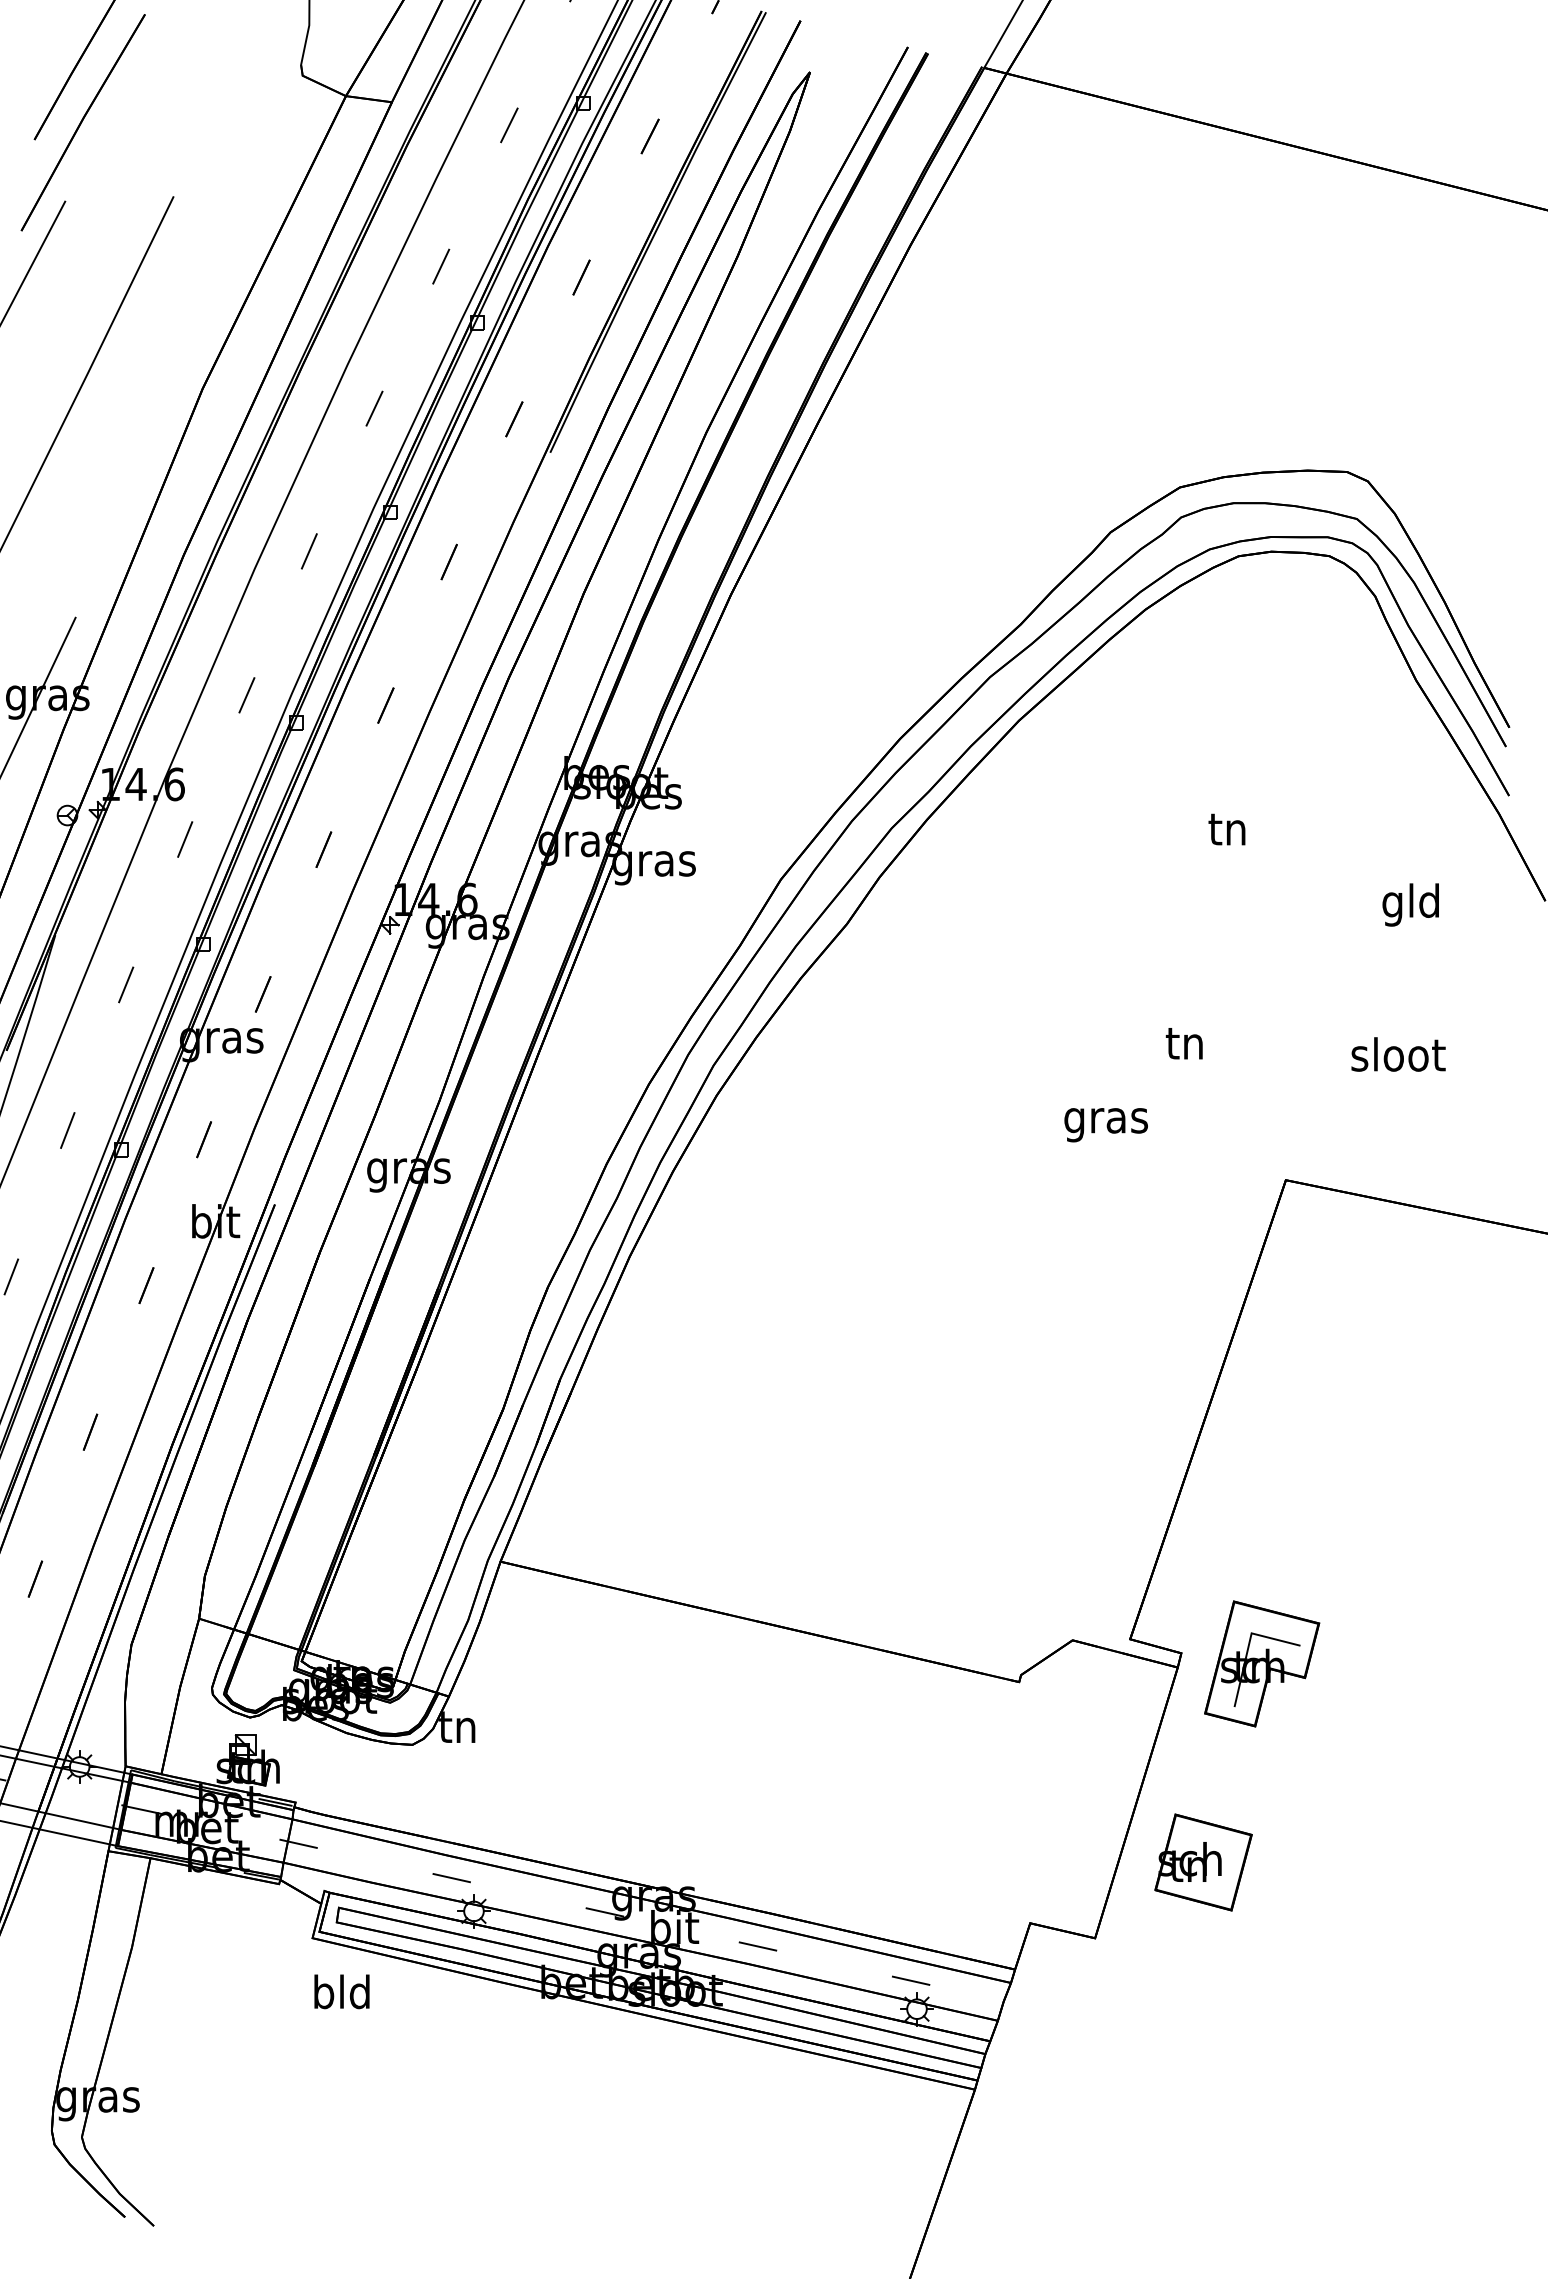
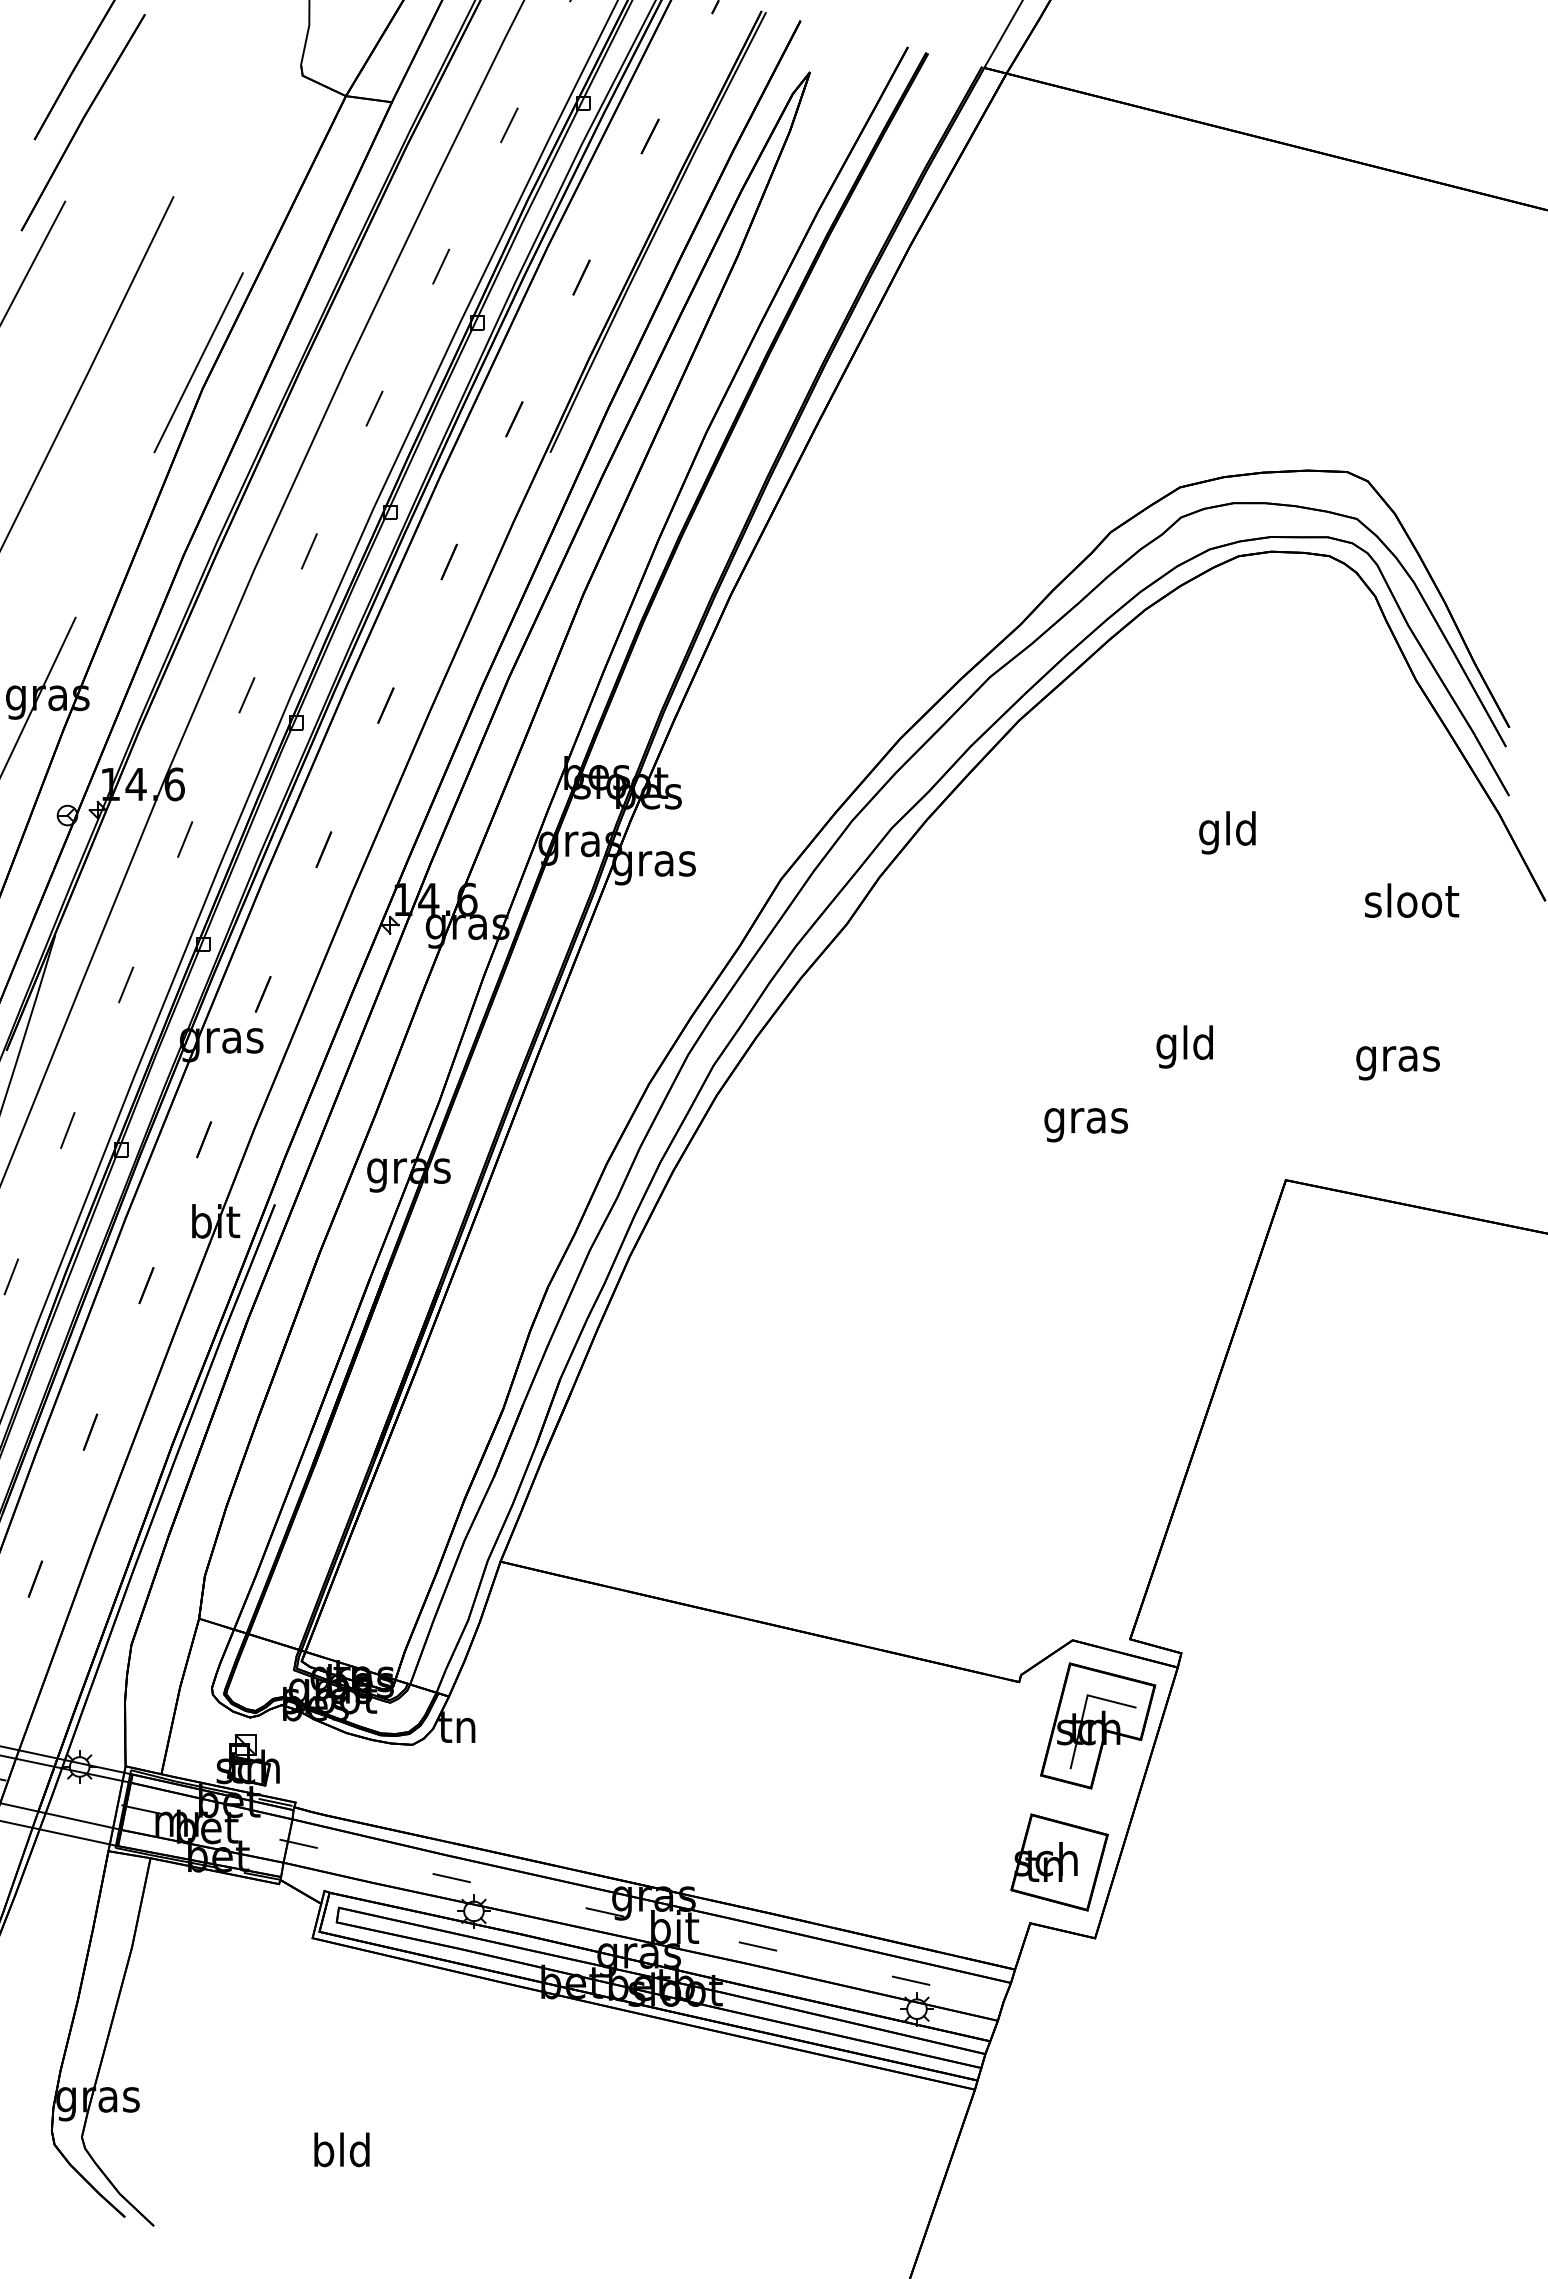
line: none -> present (198, 362)
text: tn -> gld (1227, 832)
text: gld -> sloot (1412, 904)
text: tn -> gld (1184, 1046)
text: sloot -> gras (1398, 1058)
text position: (1105, 1125) -> (1085, 1125) (1085, 1125)
part position: (1262, 1663) -> (1098, 1725) (1098, 1725)
part position: (1203, 1862) -> (1059, 1862) (1059, 1862)
text position: (341, 1991) -> (341, 2149) (341, 2149)
